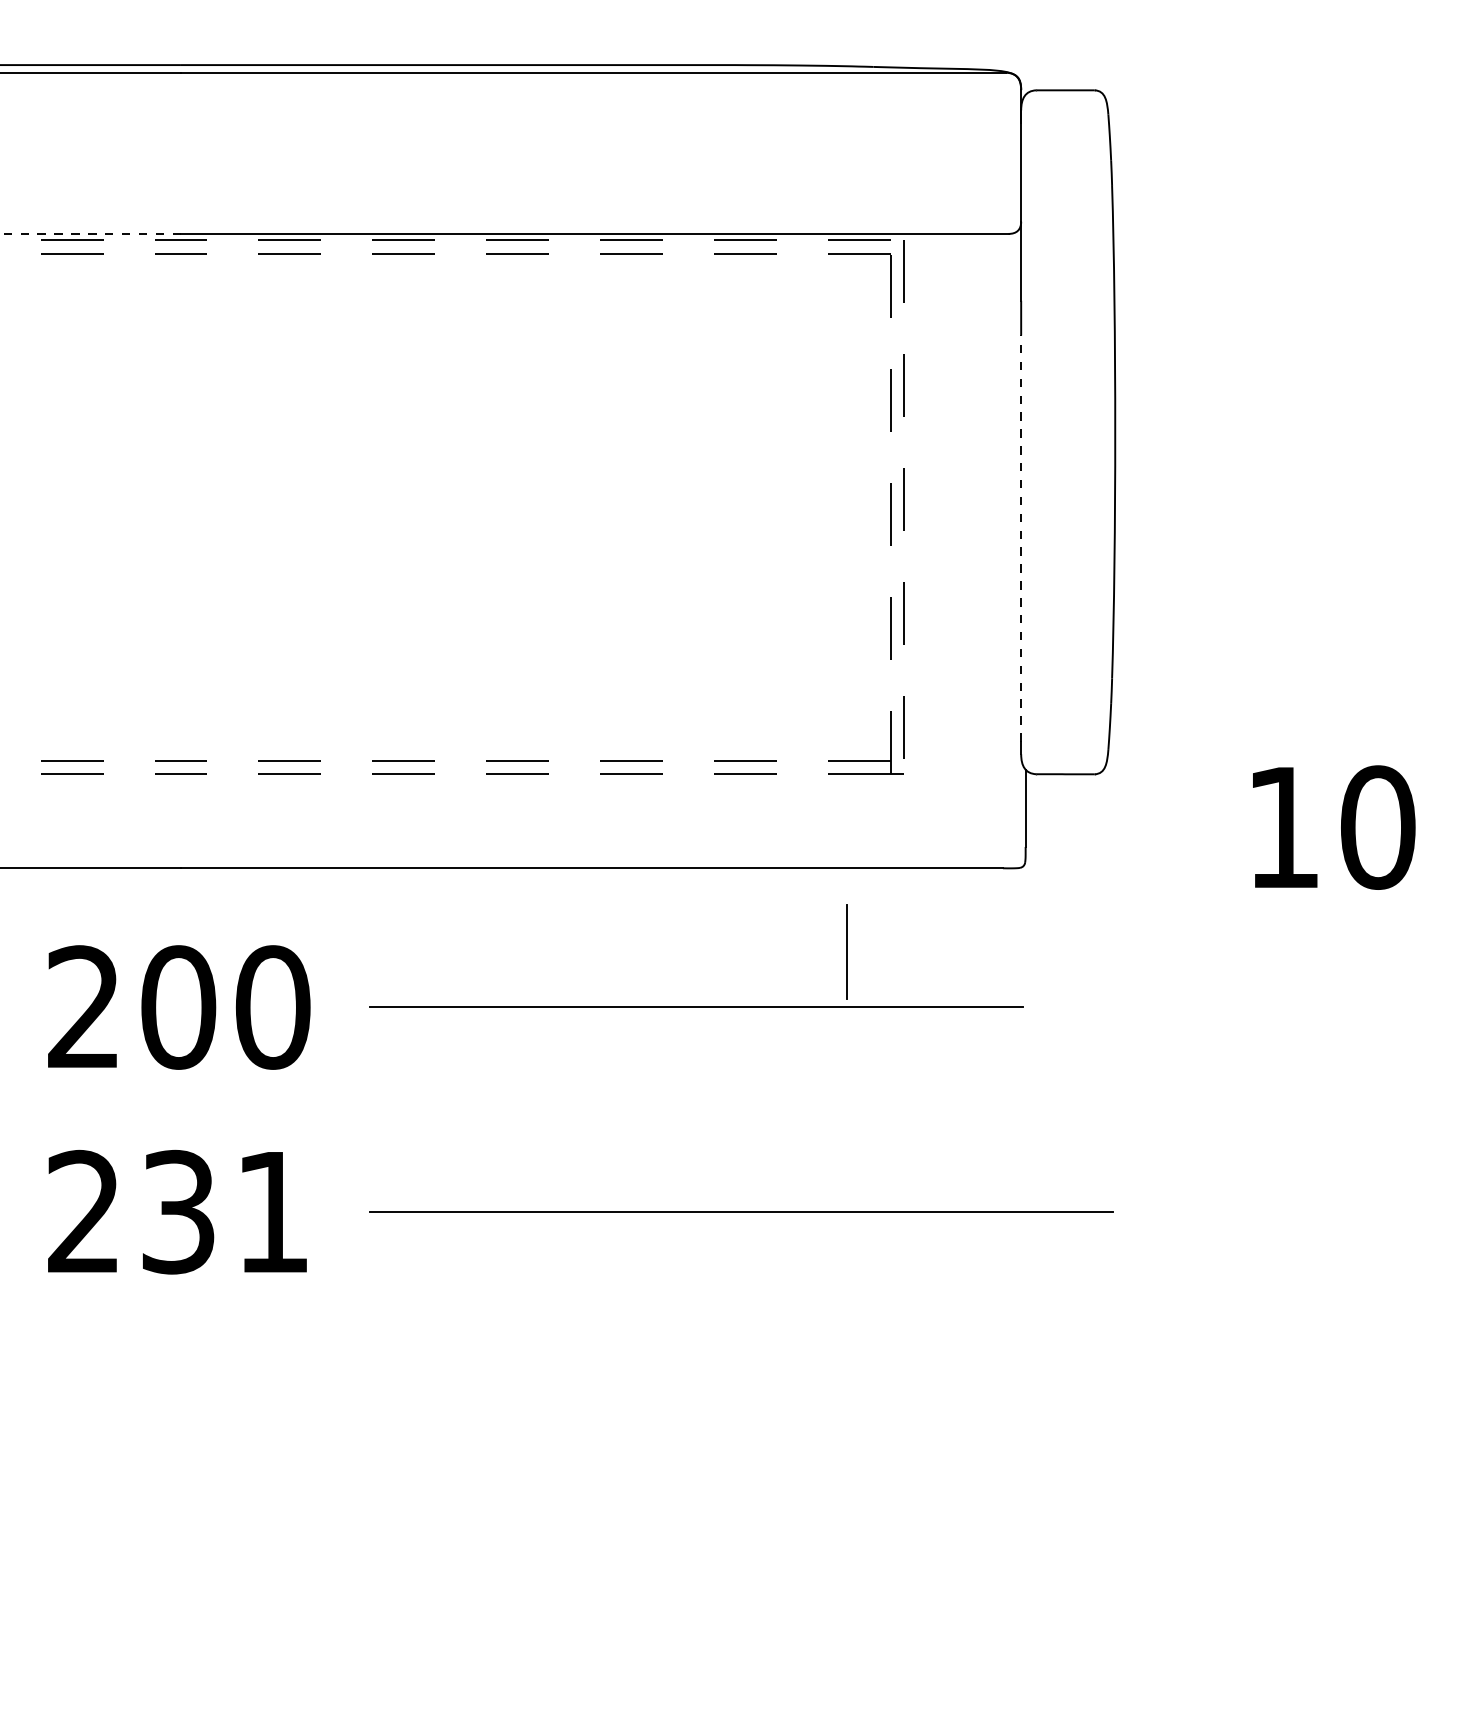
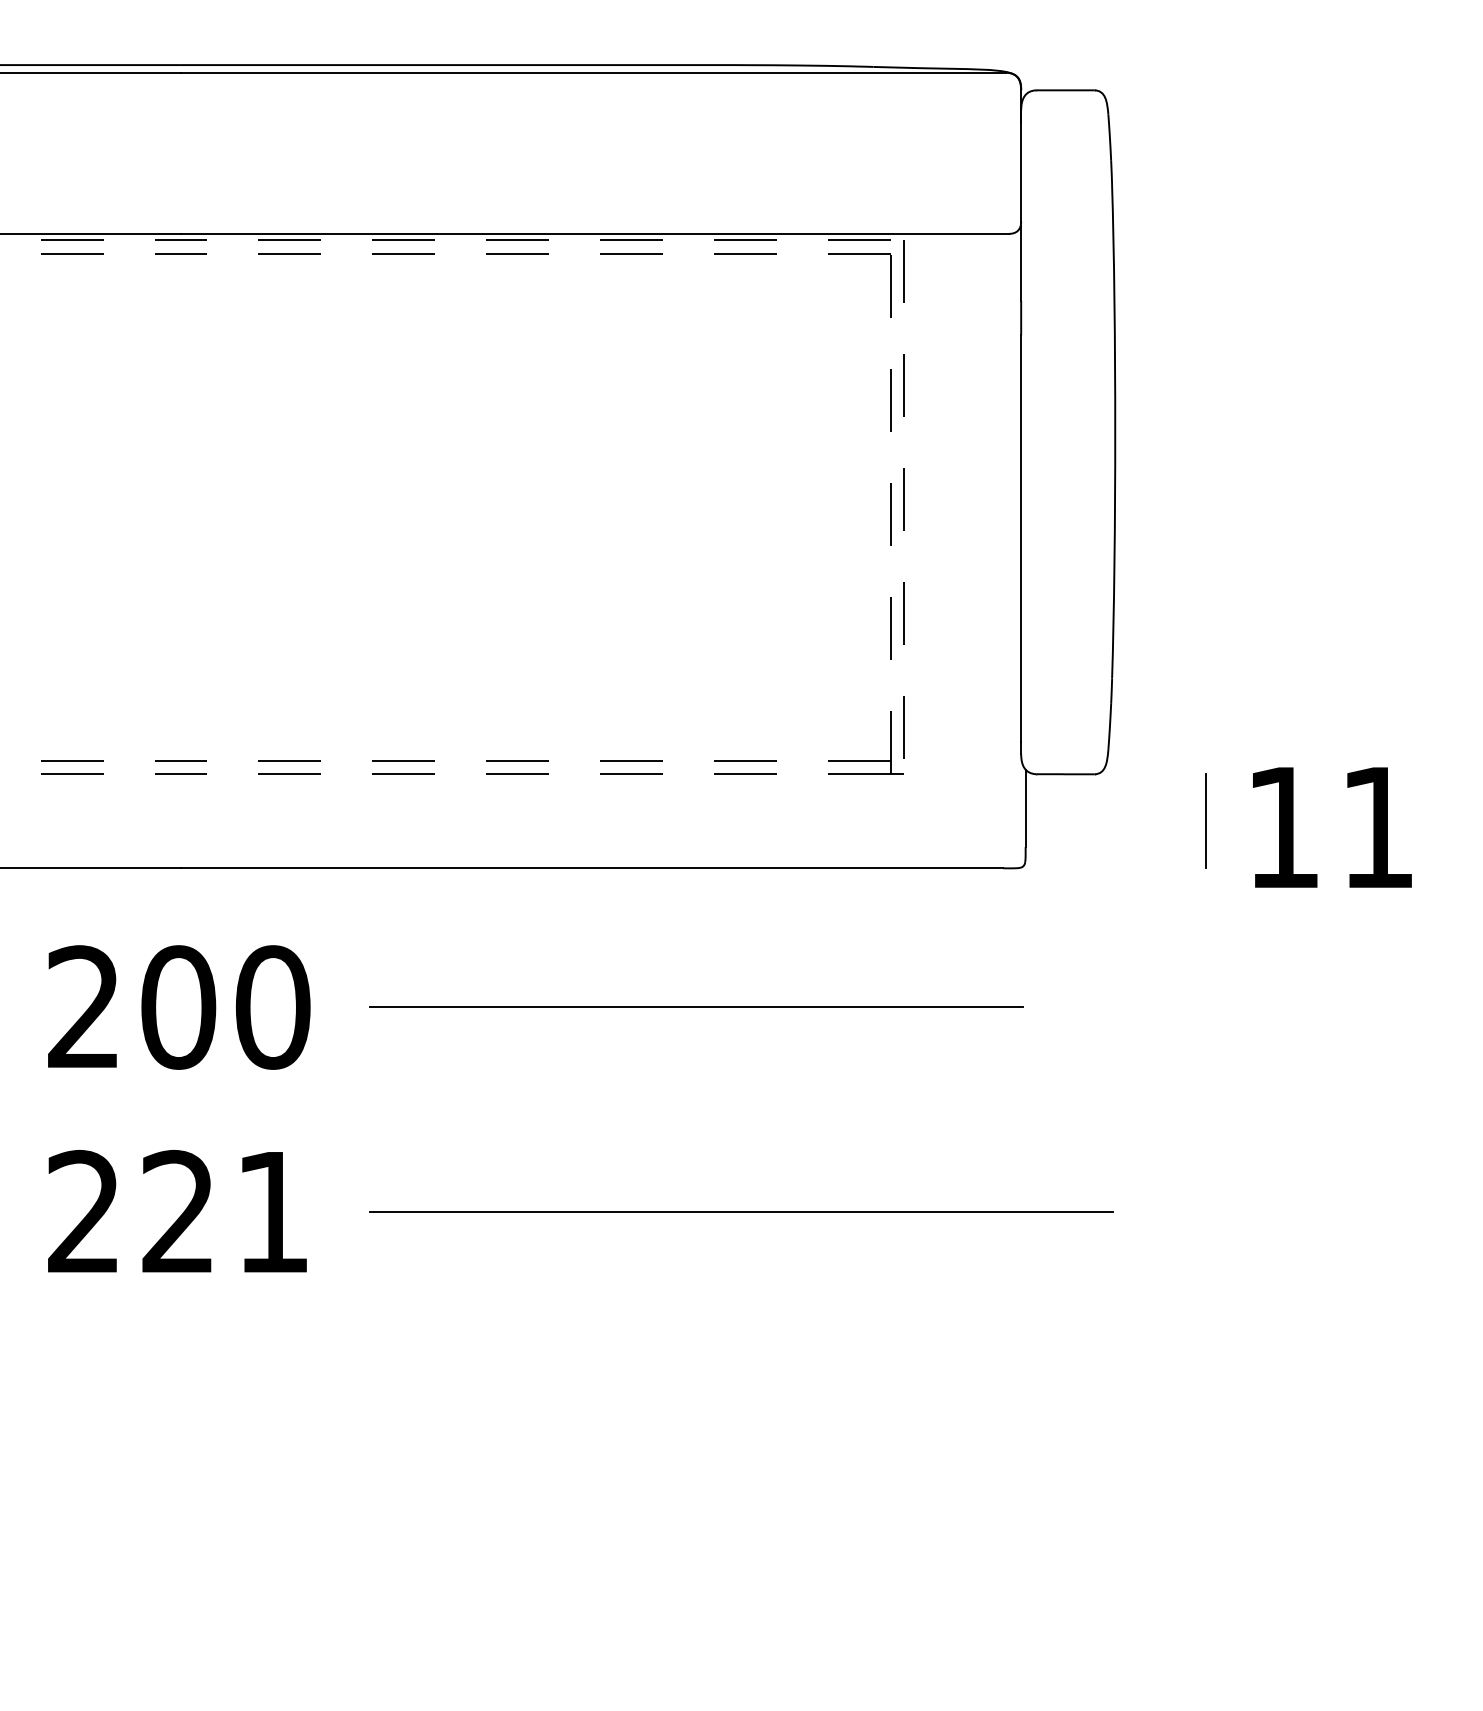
line: dashed -> solid (90, 233)
line: dashed -> solid (1021, 538)
text: 10 -> 11 (1378, 827)
line position: (846, 951) -> (1205, 820) (1205, 820)
text: 231 -> 221 (178, 1212)
